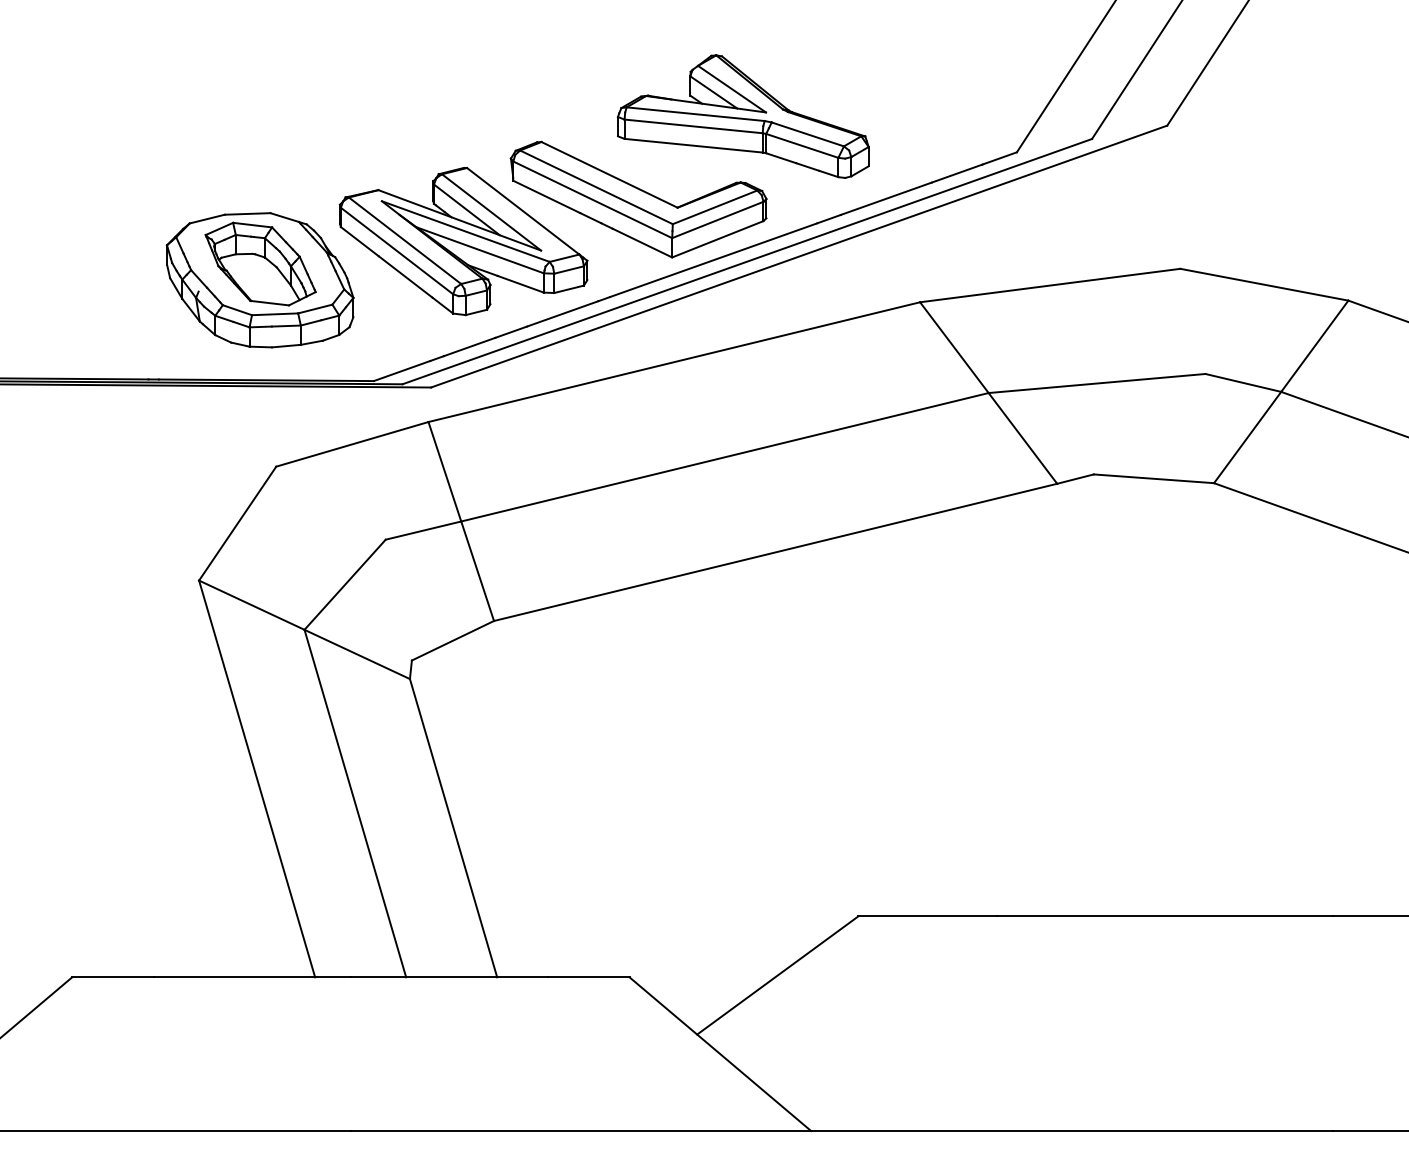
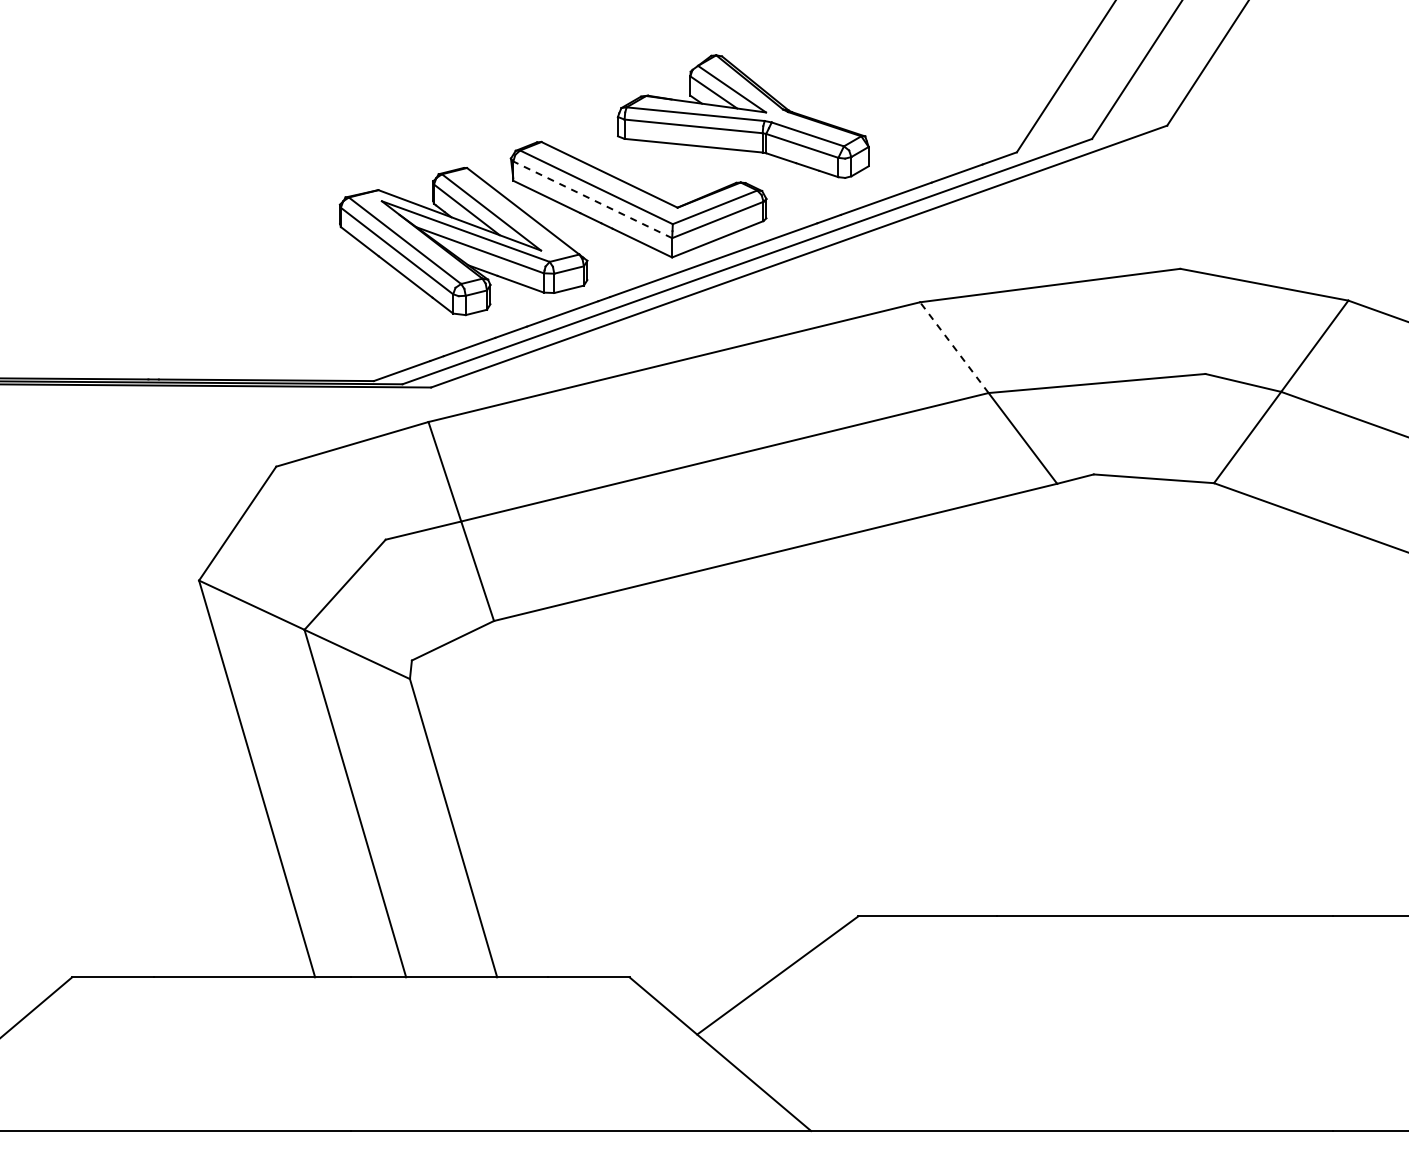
line: solid -> dashed (592, 199)
part: present -> none (259, 280)
line: solid -> dashed (954, 347)
